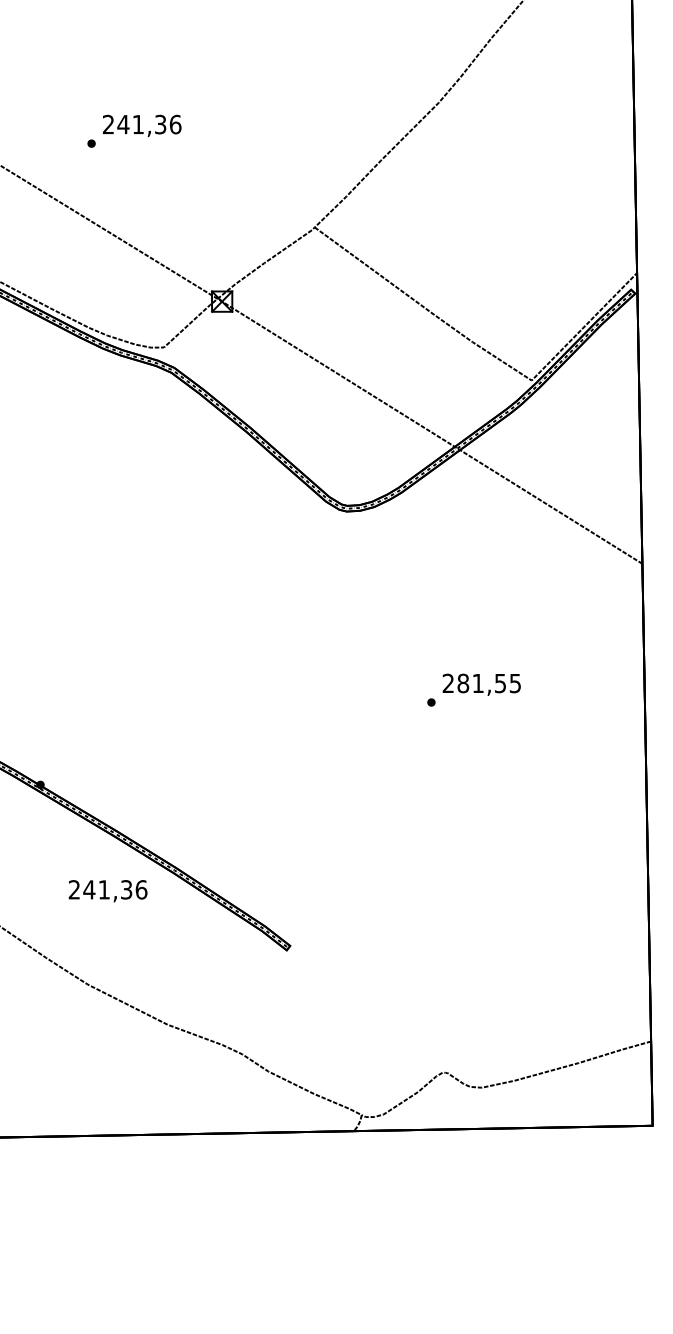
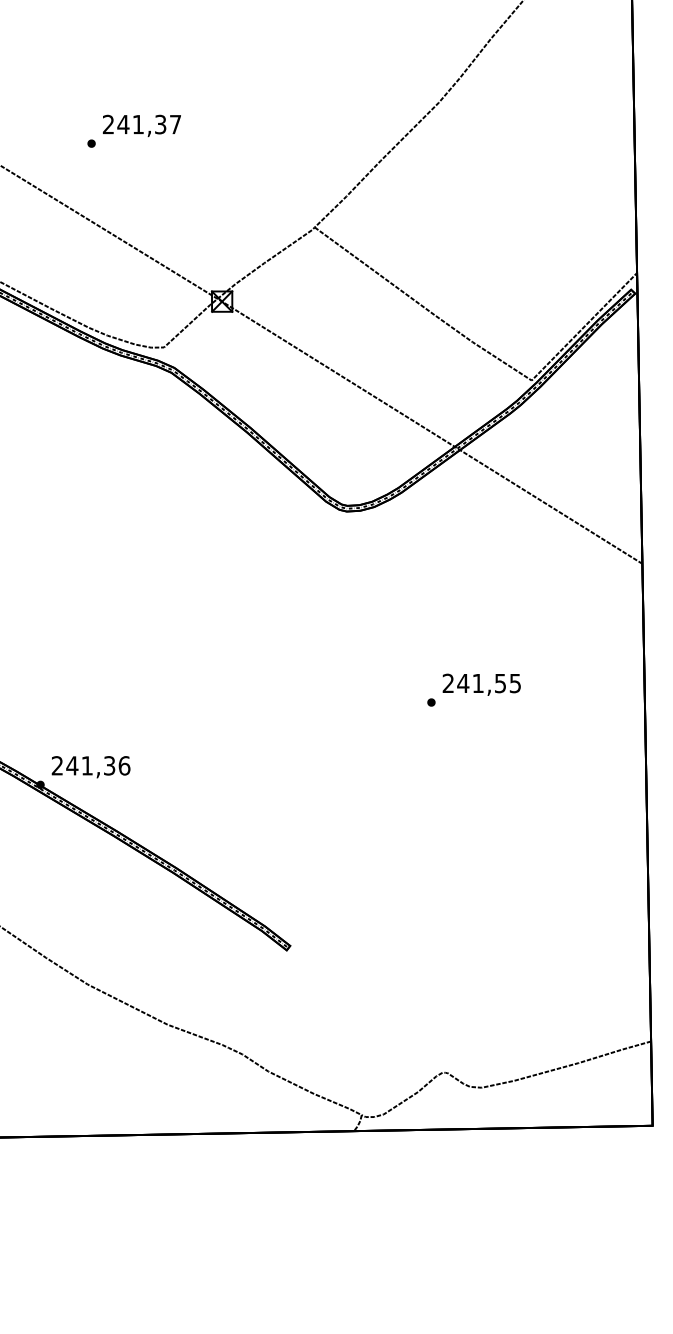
text: 241,36 -> 241,37 (175, 124)
text: 281,55 -> 241,55 (463, 683)
text position: (107, 891) -> (90, 767) (90, 767)
